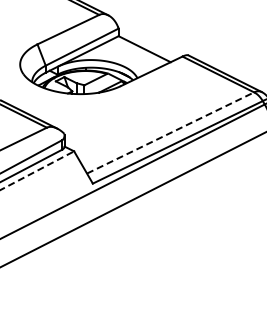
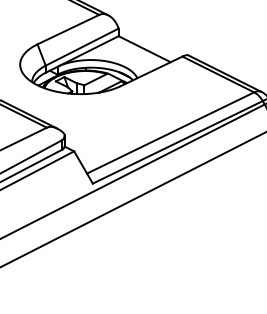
line: dashed -> solid (170, 132)
line: dashed -> solid (37, 170)
